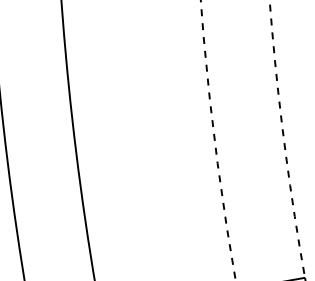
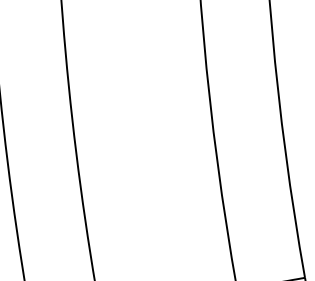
arc: dashed -> solid (214, 139)
arc: dashed -> solid (284, 140)
